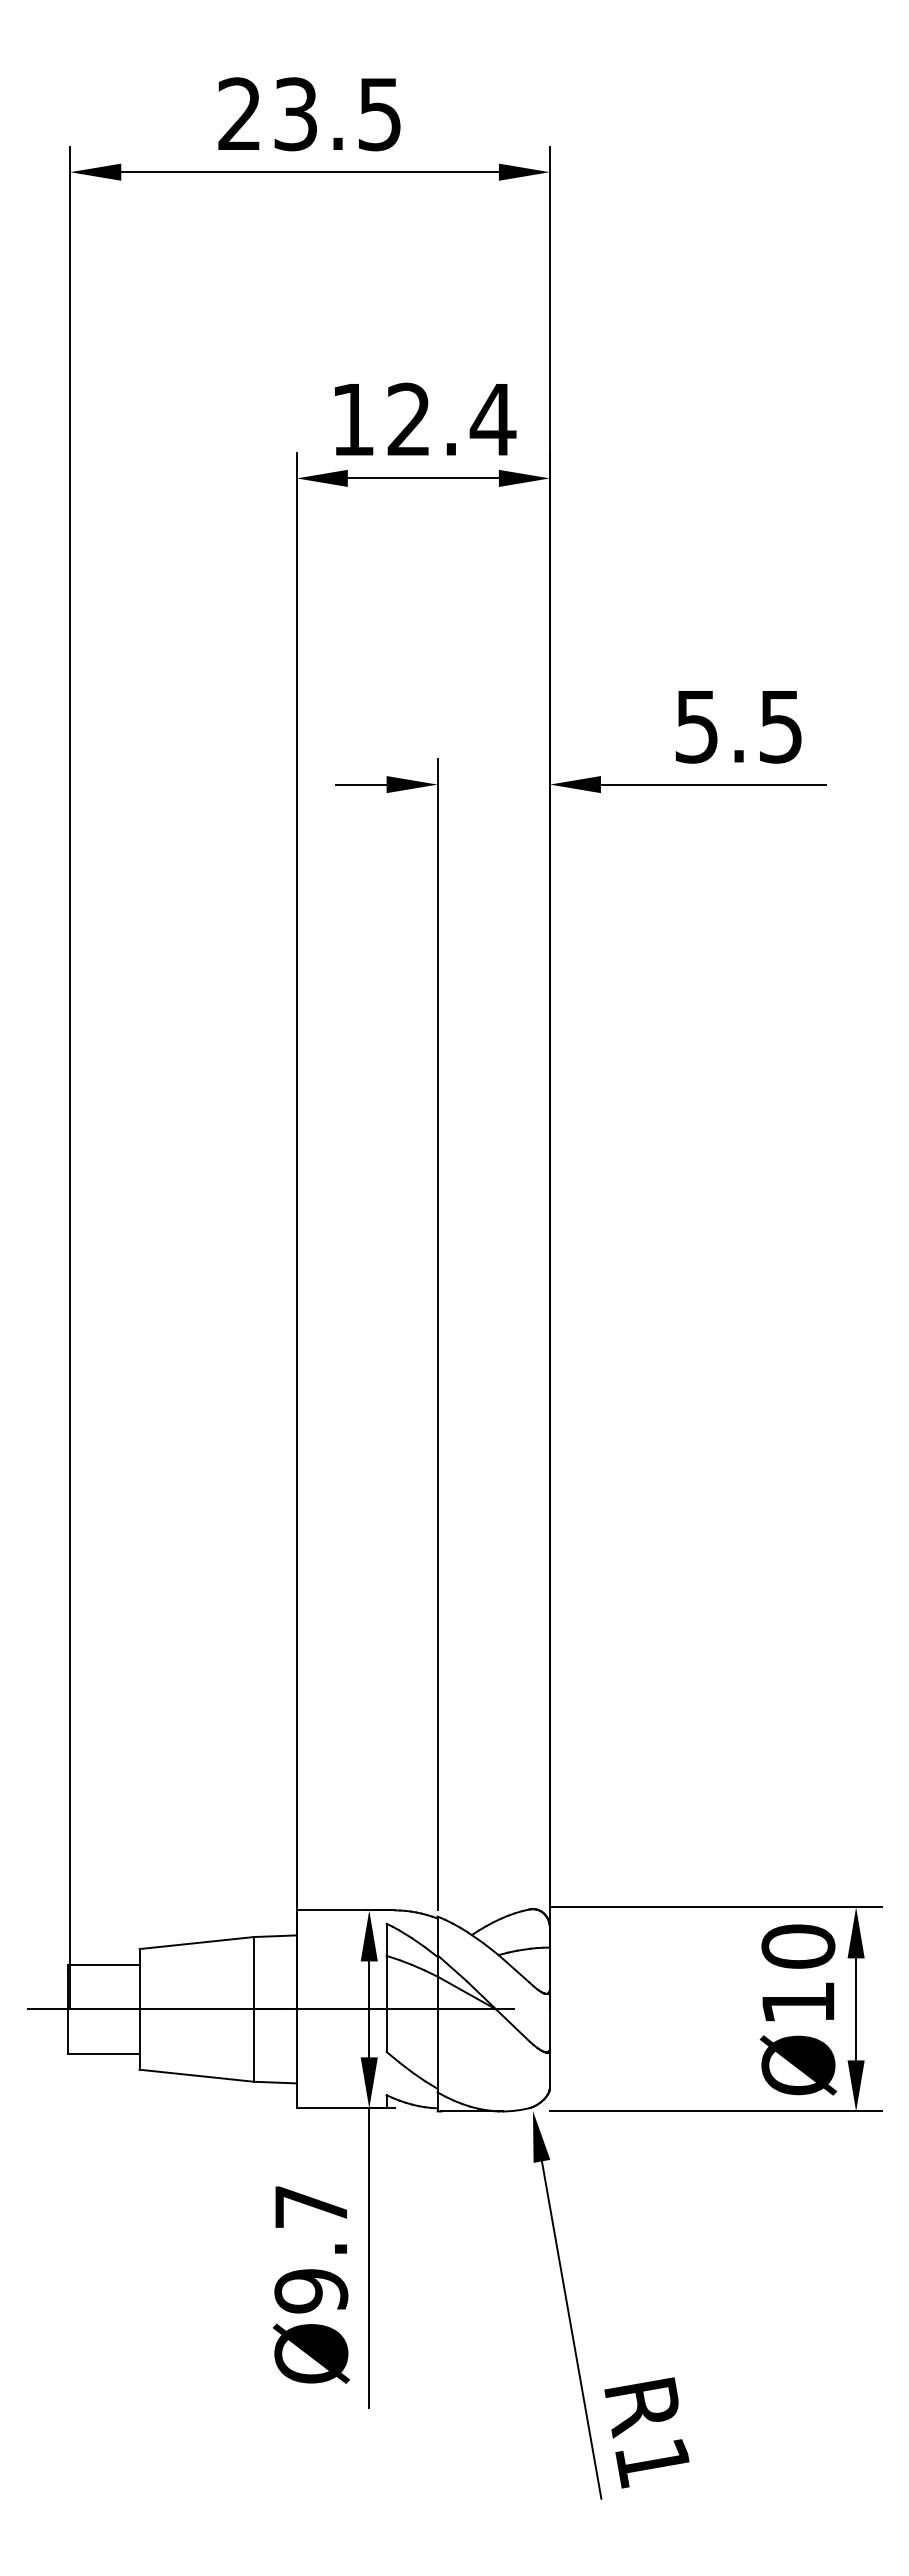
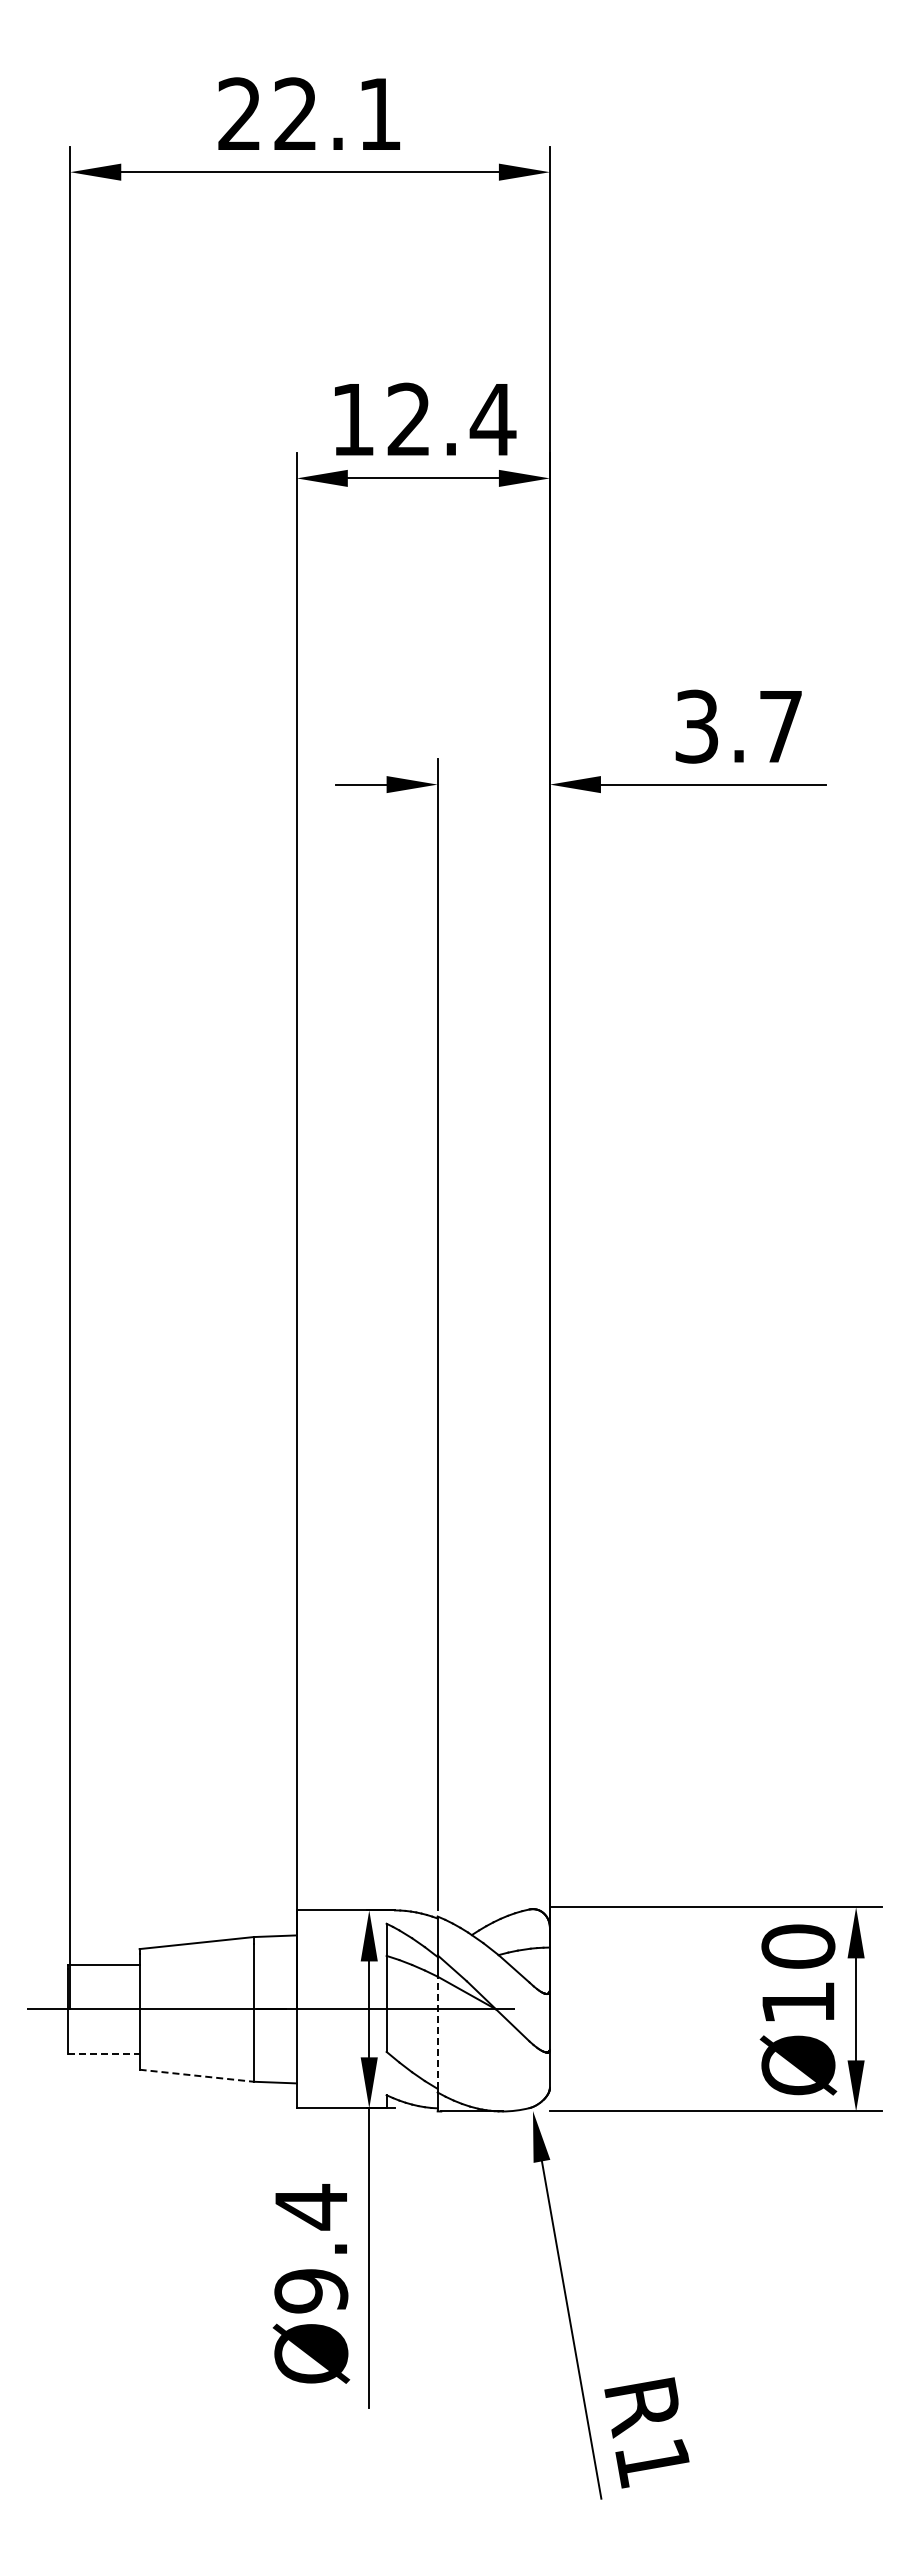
text: 23.5 -> 22.1 (337, 114)
text: 5.5 -> 3.7 (738, 726)
line: solid -> dashed (437, 2032)
line: solid -> dashed (103, 2054)
line: solid -> dashed (197, 2075)
text: Ø9.7 -> Ø9.4 (310, 2207)
